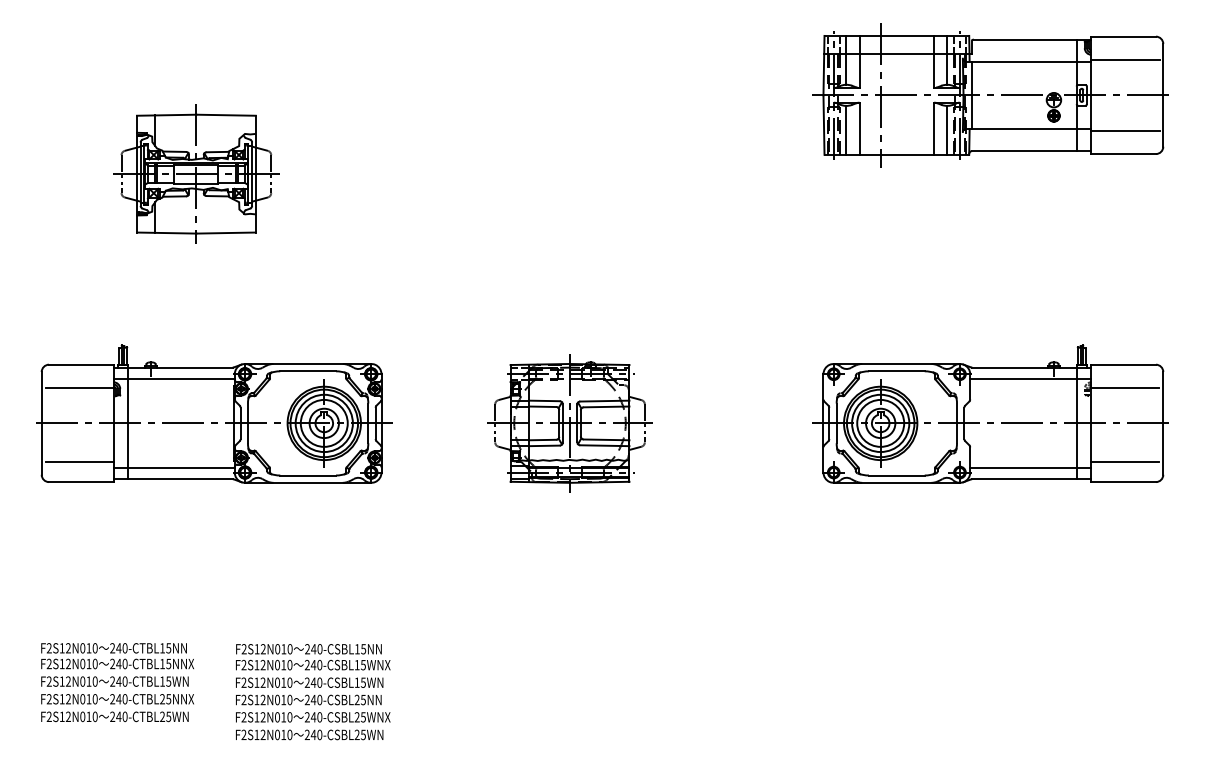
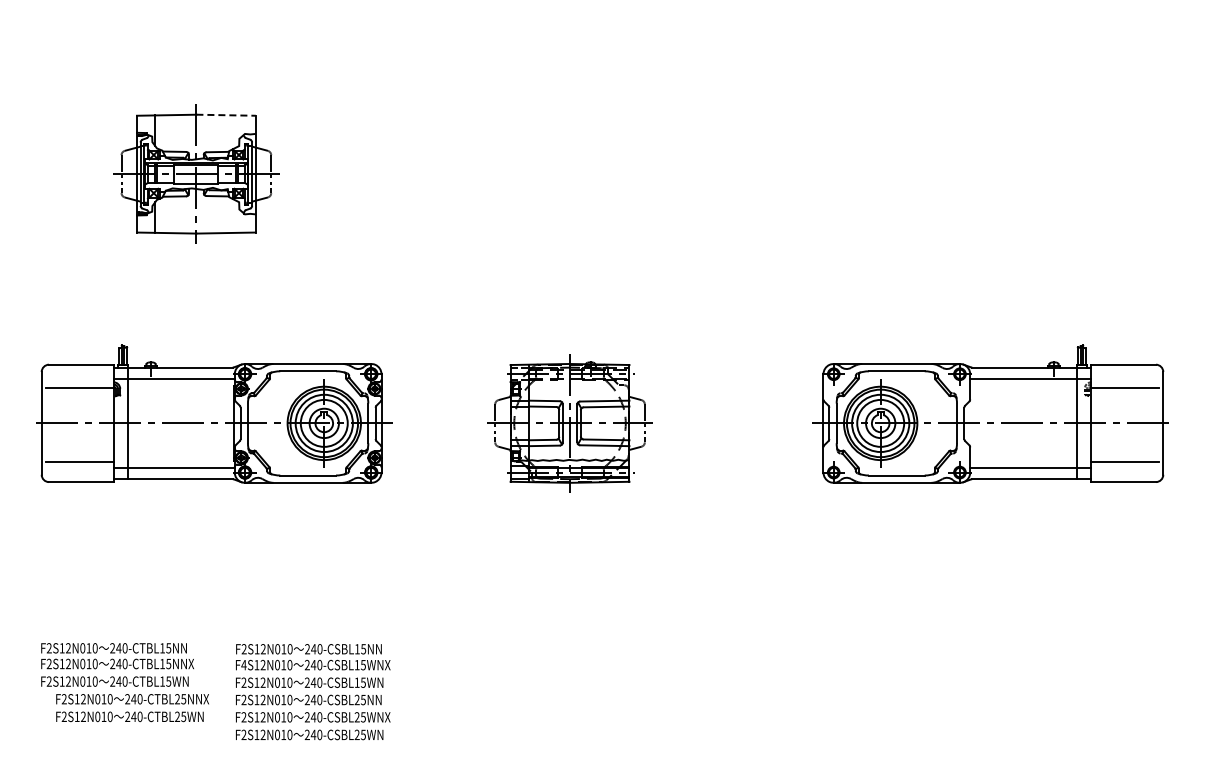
part: present -> none (990, 95)
line: solid -> dashed (226, 115)
text: F2S12N010 -> F4S12N010 (243, 664)
text position: (117, 708) -> (132, 708) (132, 708)
